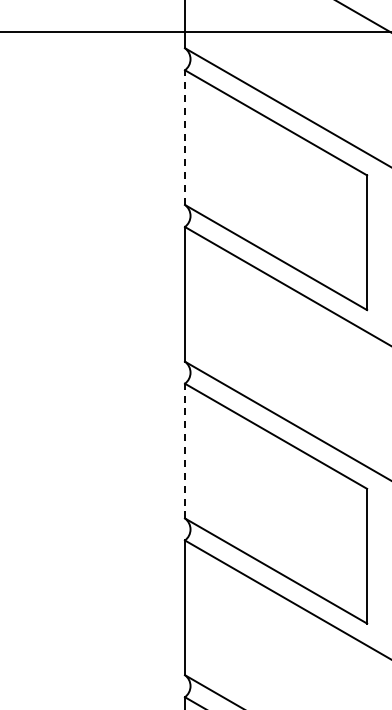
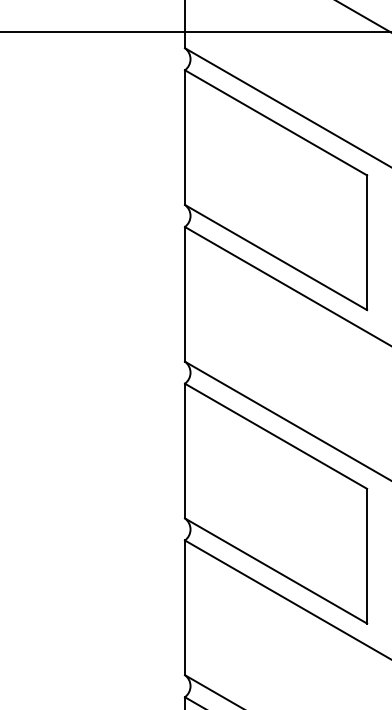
line: dashed -> solid (184, 137)
line: dashed -> solid (184, 450)
